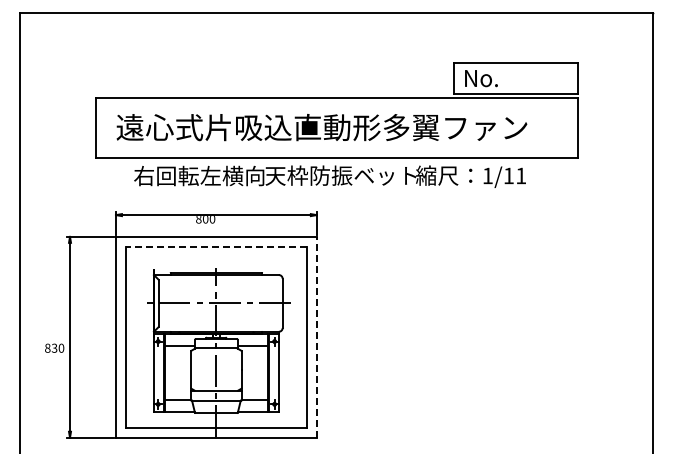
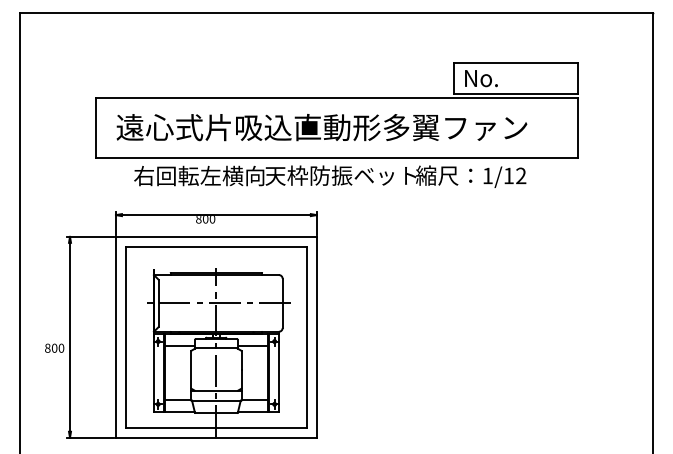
text: 1/11 -> 1/12 (521, 175)
line: dashed -> solid (215, 246)
line: dashed -> solid (316, 336)
text: 830 -> 800 (54, 347)
